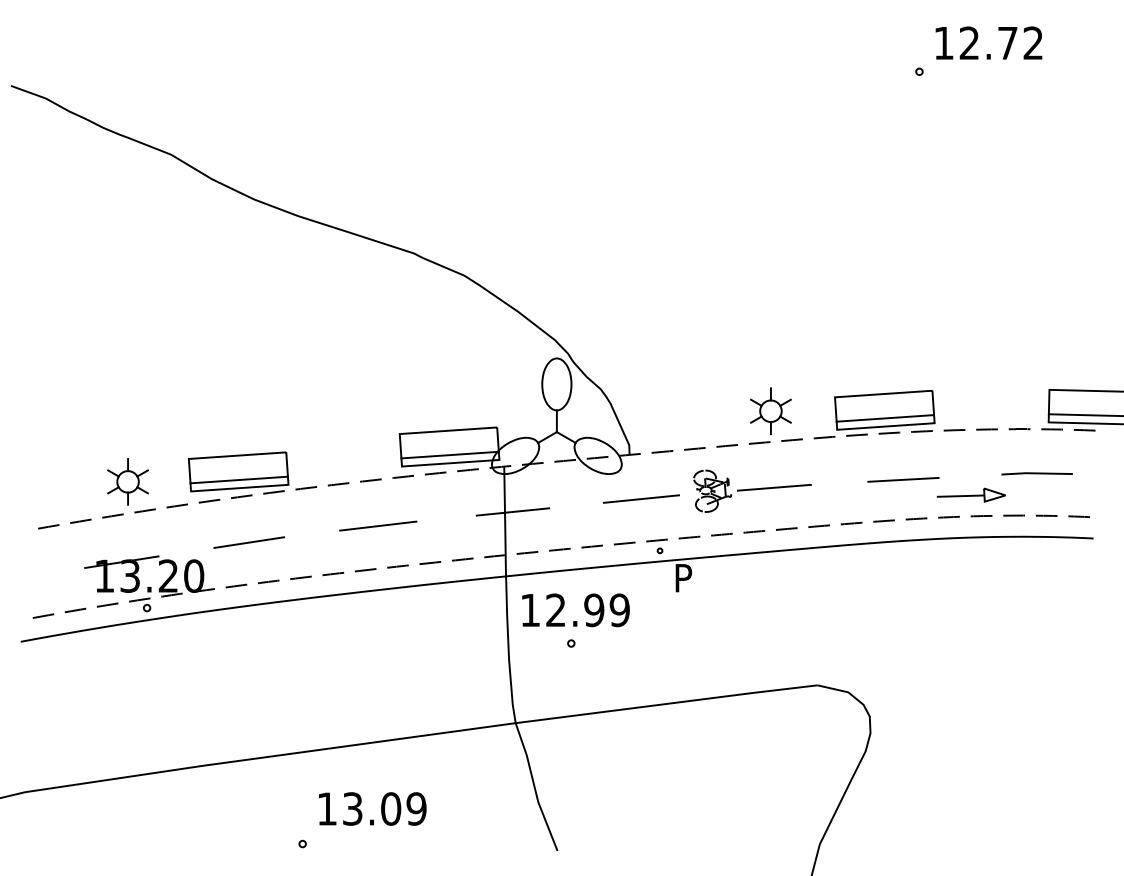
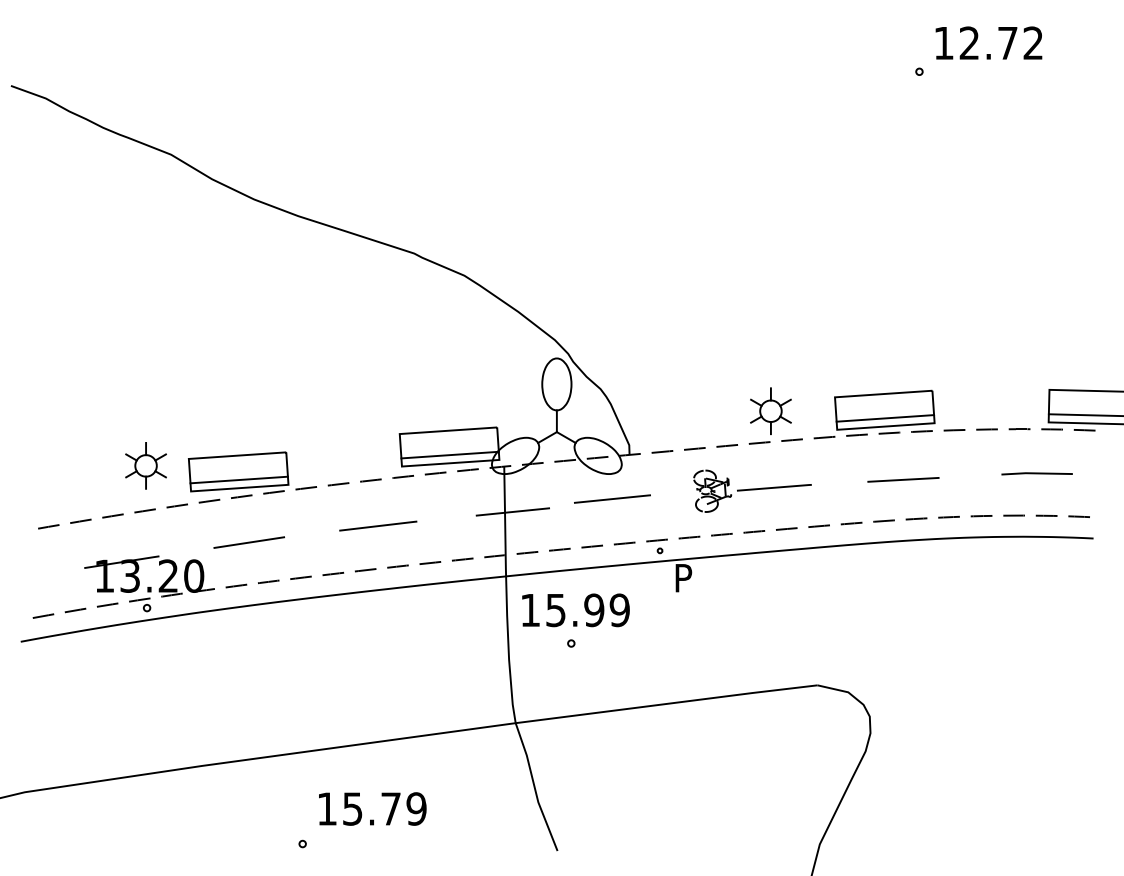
part position: (127, 481) -> (145, 465) (145, 465)
part: present -> none (970, 494)
line position: (641, 498) -> (612, 498) (612, 498)
text: 12.99 -> 15.99 (555, 610)
text: 13.09 -> 15.79 (372, 808)
